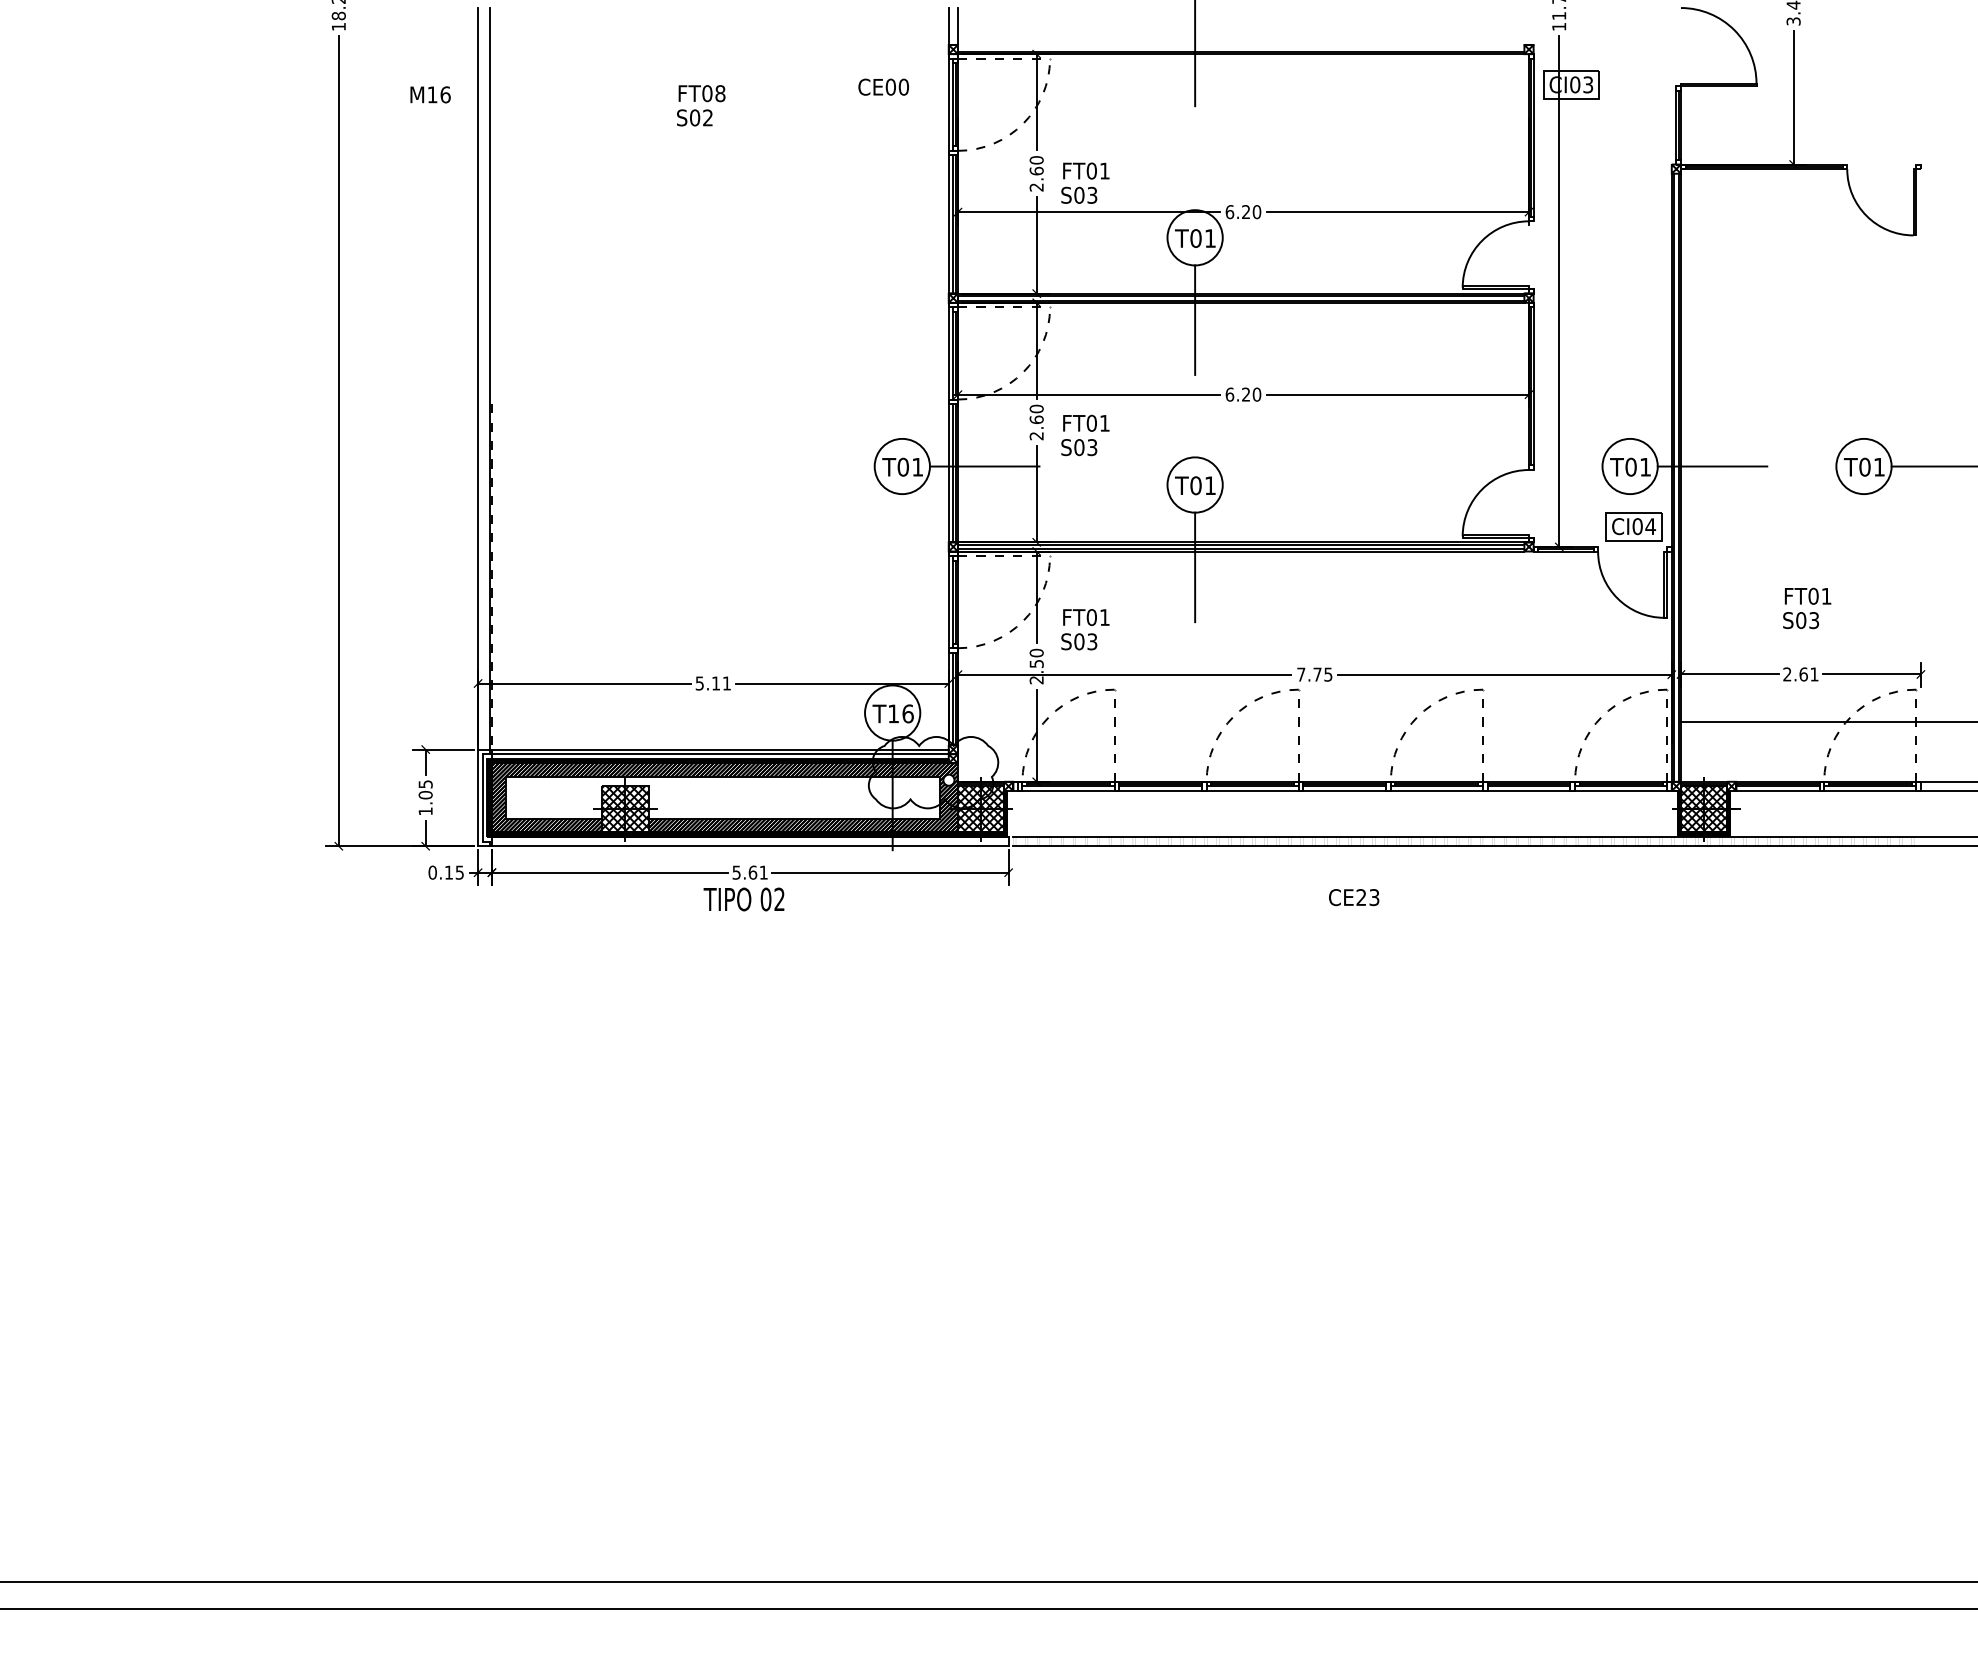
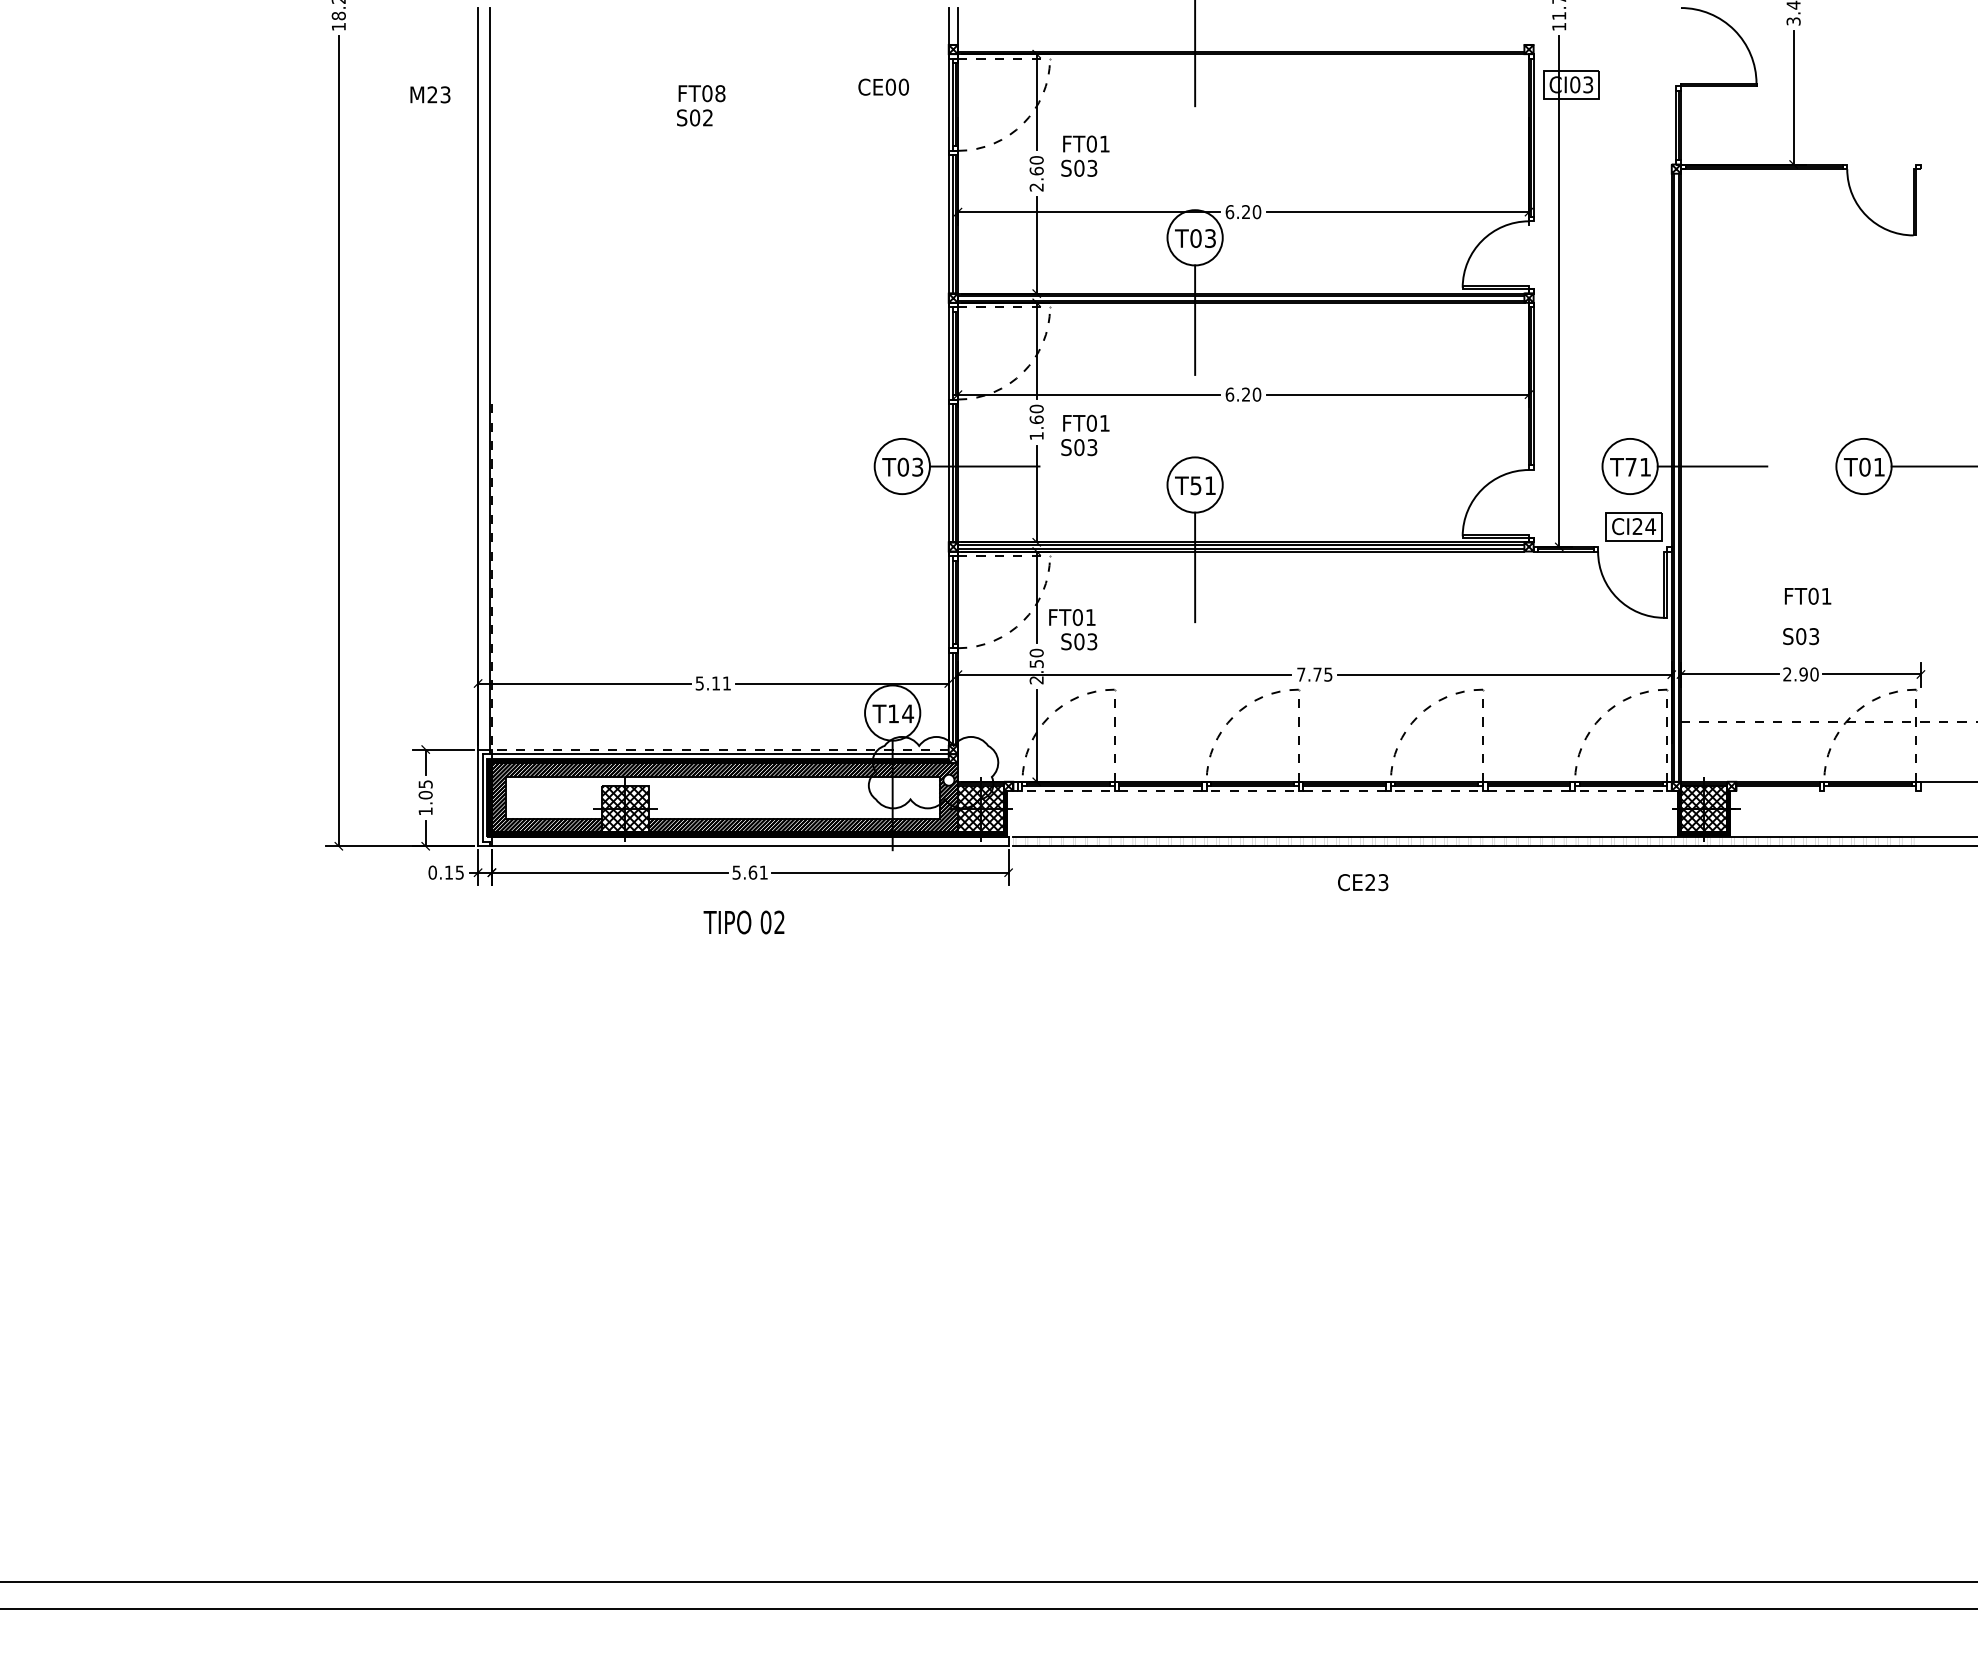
text: M16 -> M23 (438, 94)
text position: (1085, 182) -> (1085, 155) (1085, 155)
text: T01 -> T03 (1210, 238)
text: 2.60 -> 1.60 (1036, 436)
text: T01 -> T03 (917, 466)
text: T01 -> T71 (1630, 466)
text: T01 -> T51 (1195, 485)
text: CI04 -> CI24 (1637, 526)
text position: (1086, 617) -> (1072, 617) (1072, 617)
text position: (1800, 620) -> (1800, 636) (1800, 636)
text: 2.61 -> 2.90 (1808, 674)
text: T16 -> T14 (908, 713)
line: solid -> dashed (1829, 722)
line: solid -> dashed (719, 749)
line: solid -> dashed (1347, 791)
line: present -> none (1855, 791)
text position: (1354, 897) -> (1363, 882) (1363, 882)
text position: (743, 899) -> (743, 922) (743, 922)
